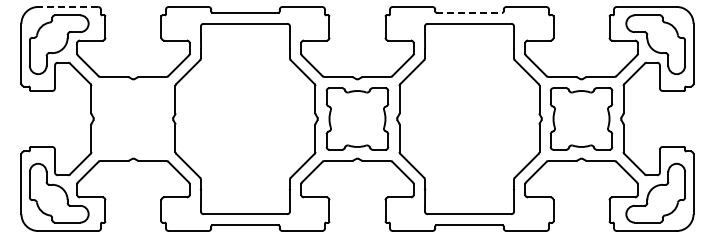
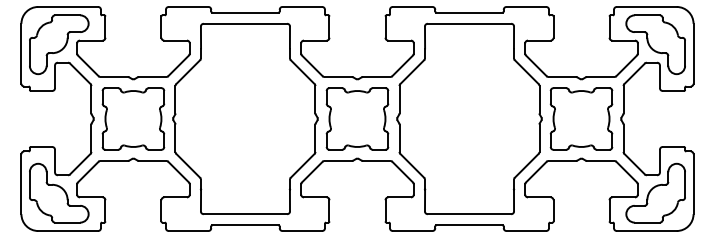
line: dashed -> solid (68, 6)
line: dashed -> solid (470, 12)
part: none -> present (133, 118)
